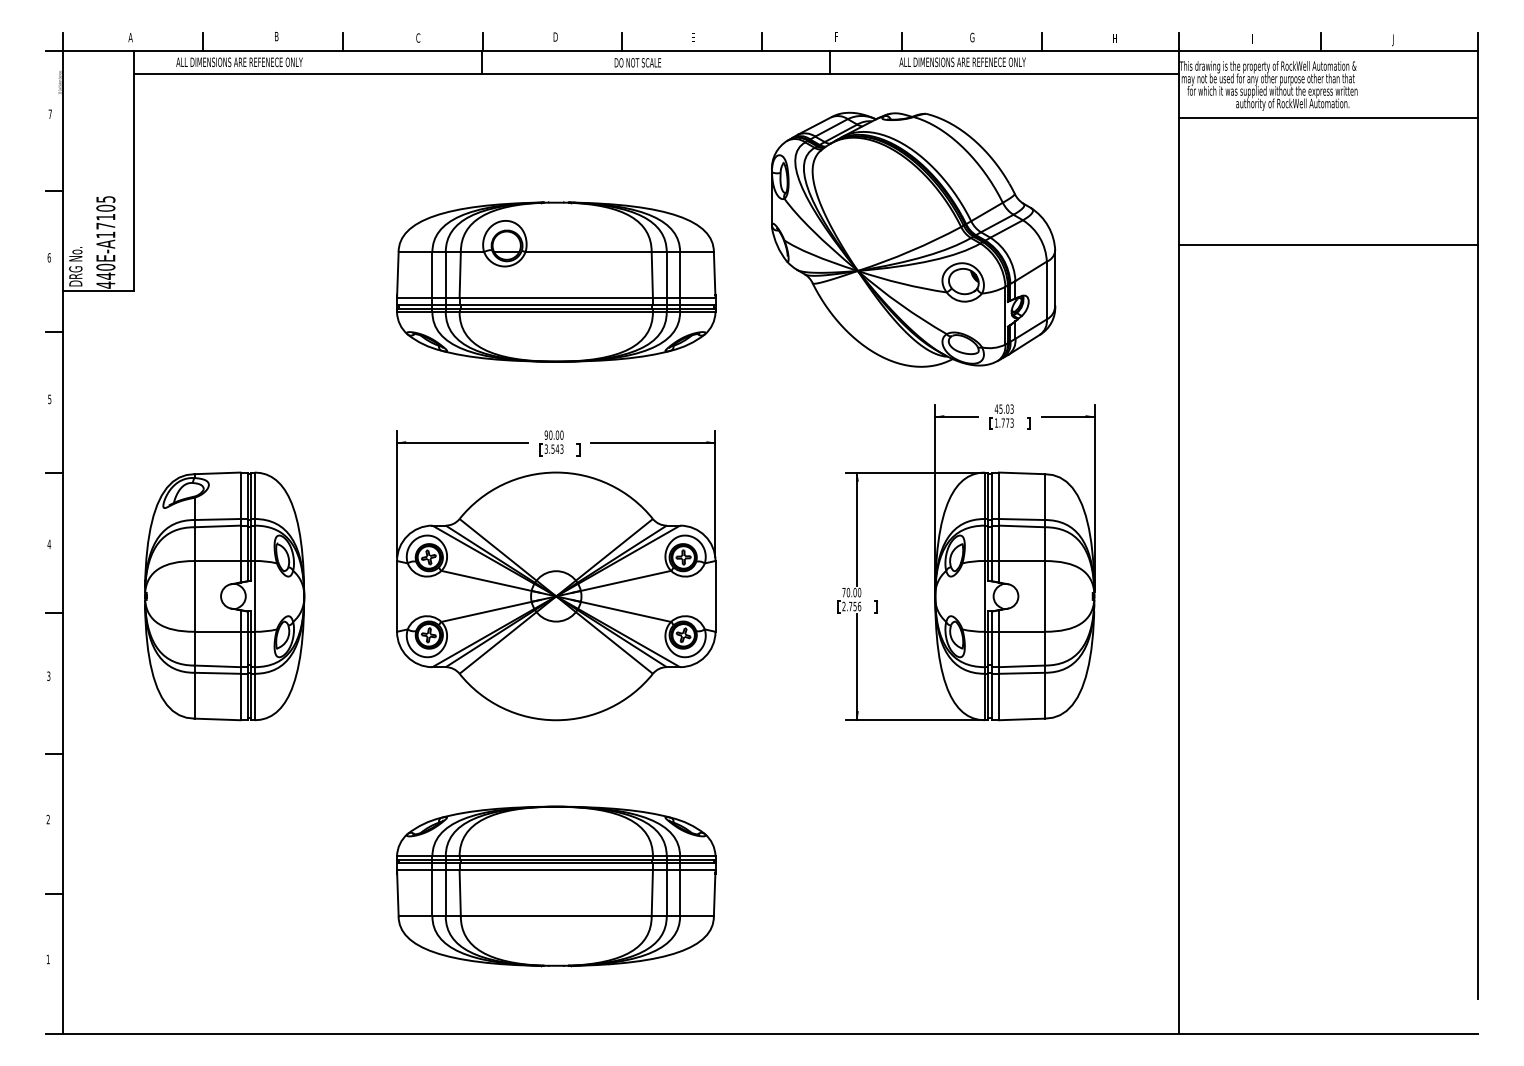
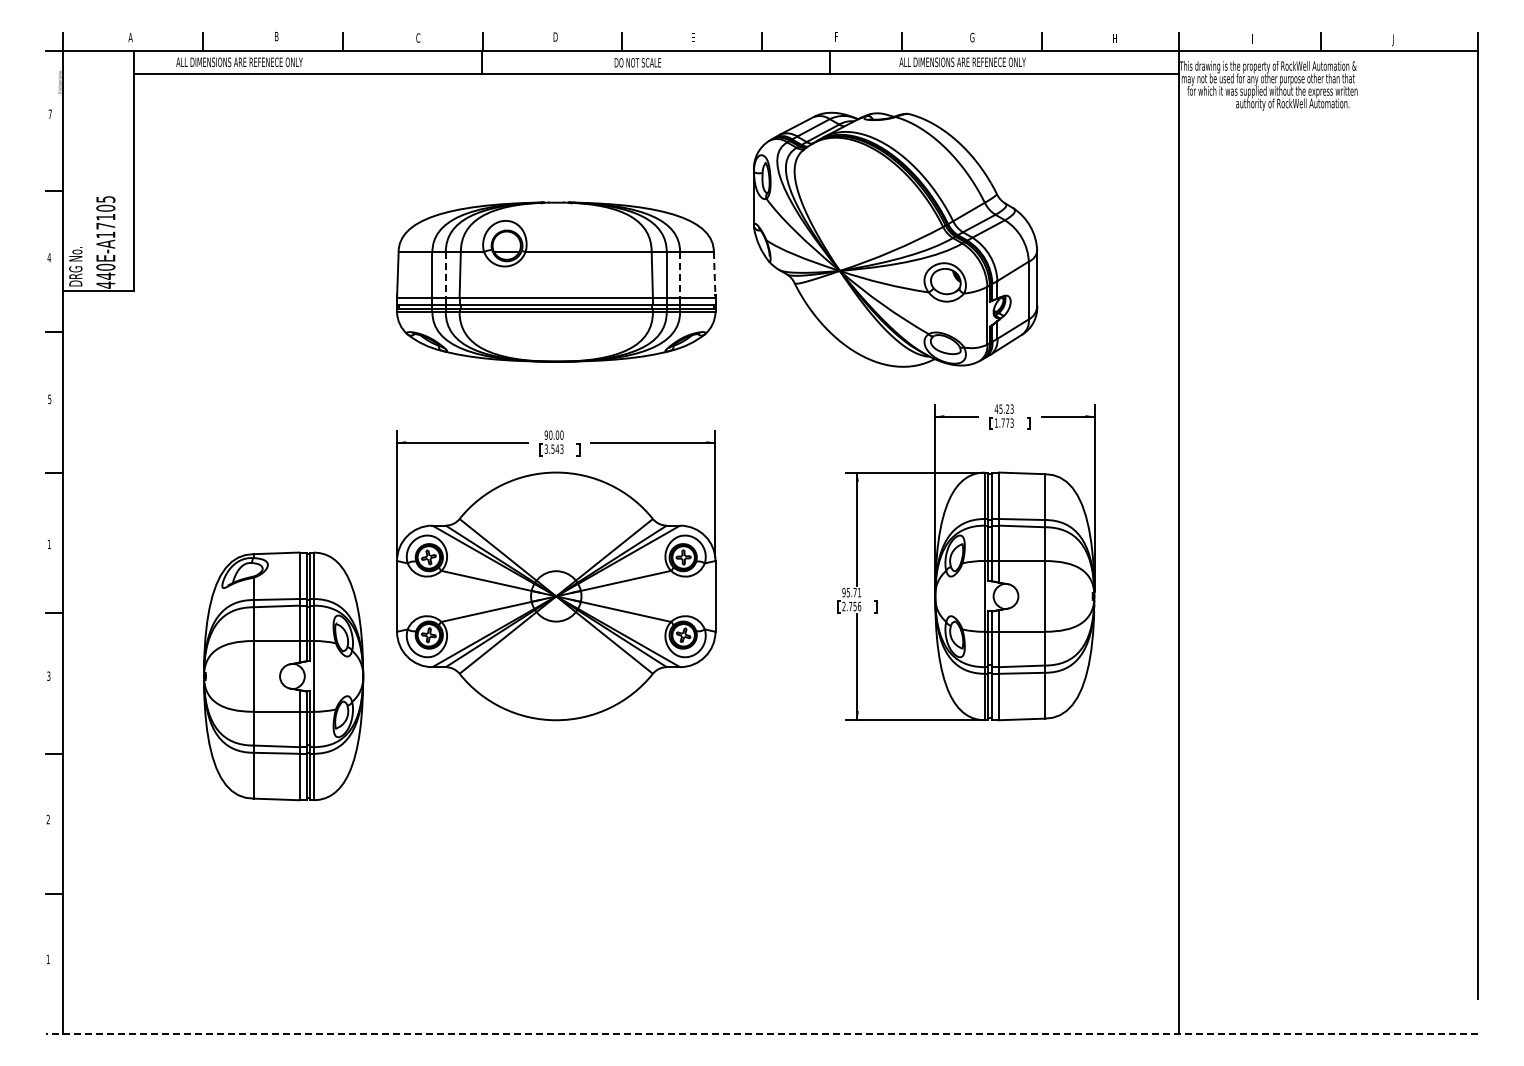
line: present -> none (1328, 117)
part position: (913, 239) -> (895, 239) (895, 239)
line: present -> none (1328, 244)
text: 6 -> 4 (48, 257)
line: solid -> dashed (445, 275)
line: solid -> dashed (680, 275)
line: solid -> dashed (714, 275)
text: 45.03 -> 45.23 (1007, 408)
text: 4 -> 1 (49, 544)
text: 70.00 -> 95.71 (851, 592)
part position: (224, 596) -> (283, 676) (283, 676)
part: present -> none (556, 886)
line: solid -> dashed (761, 1034)
